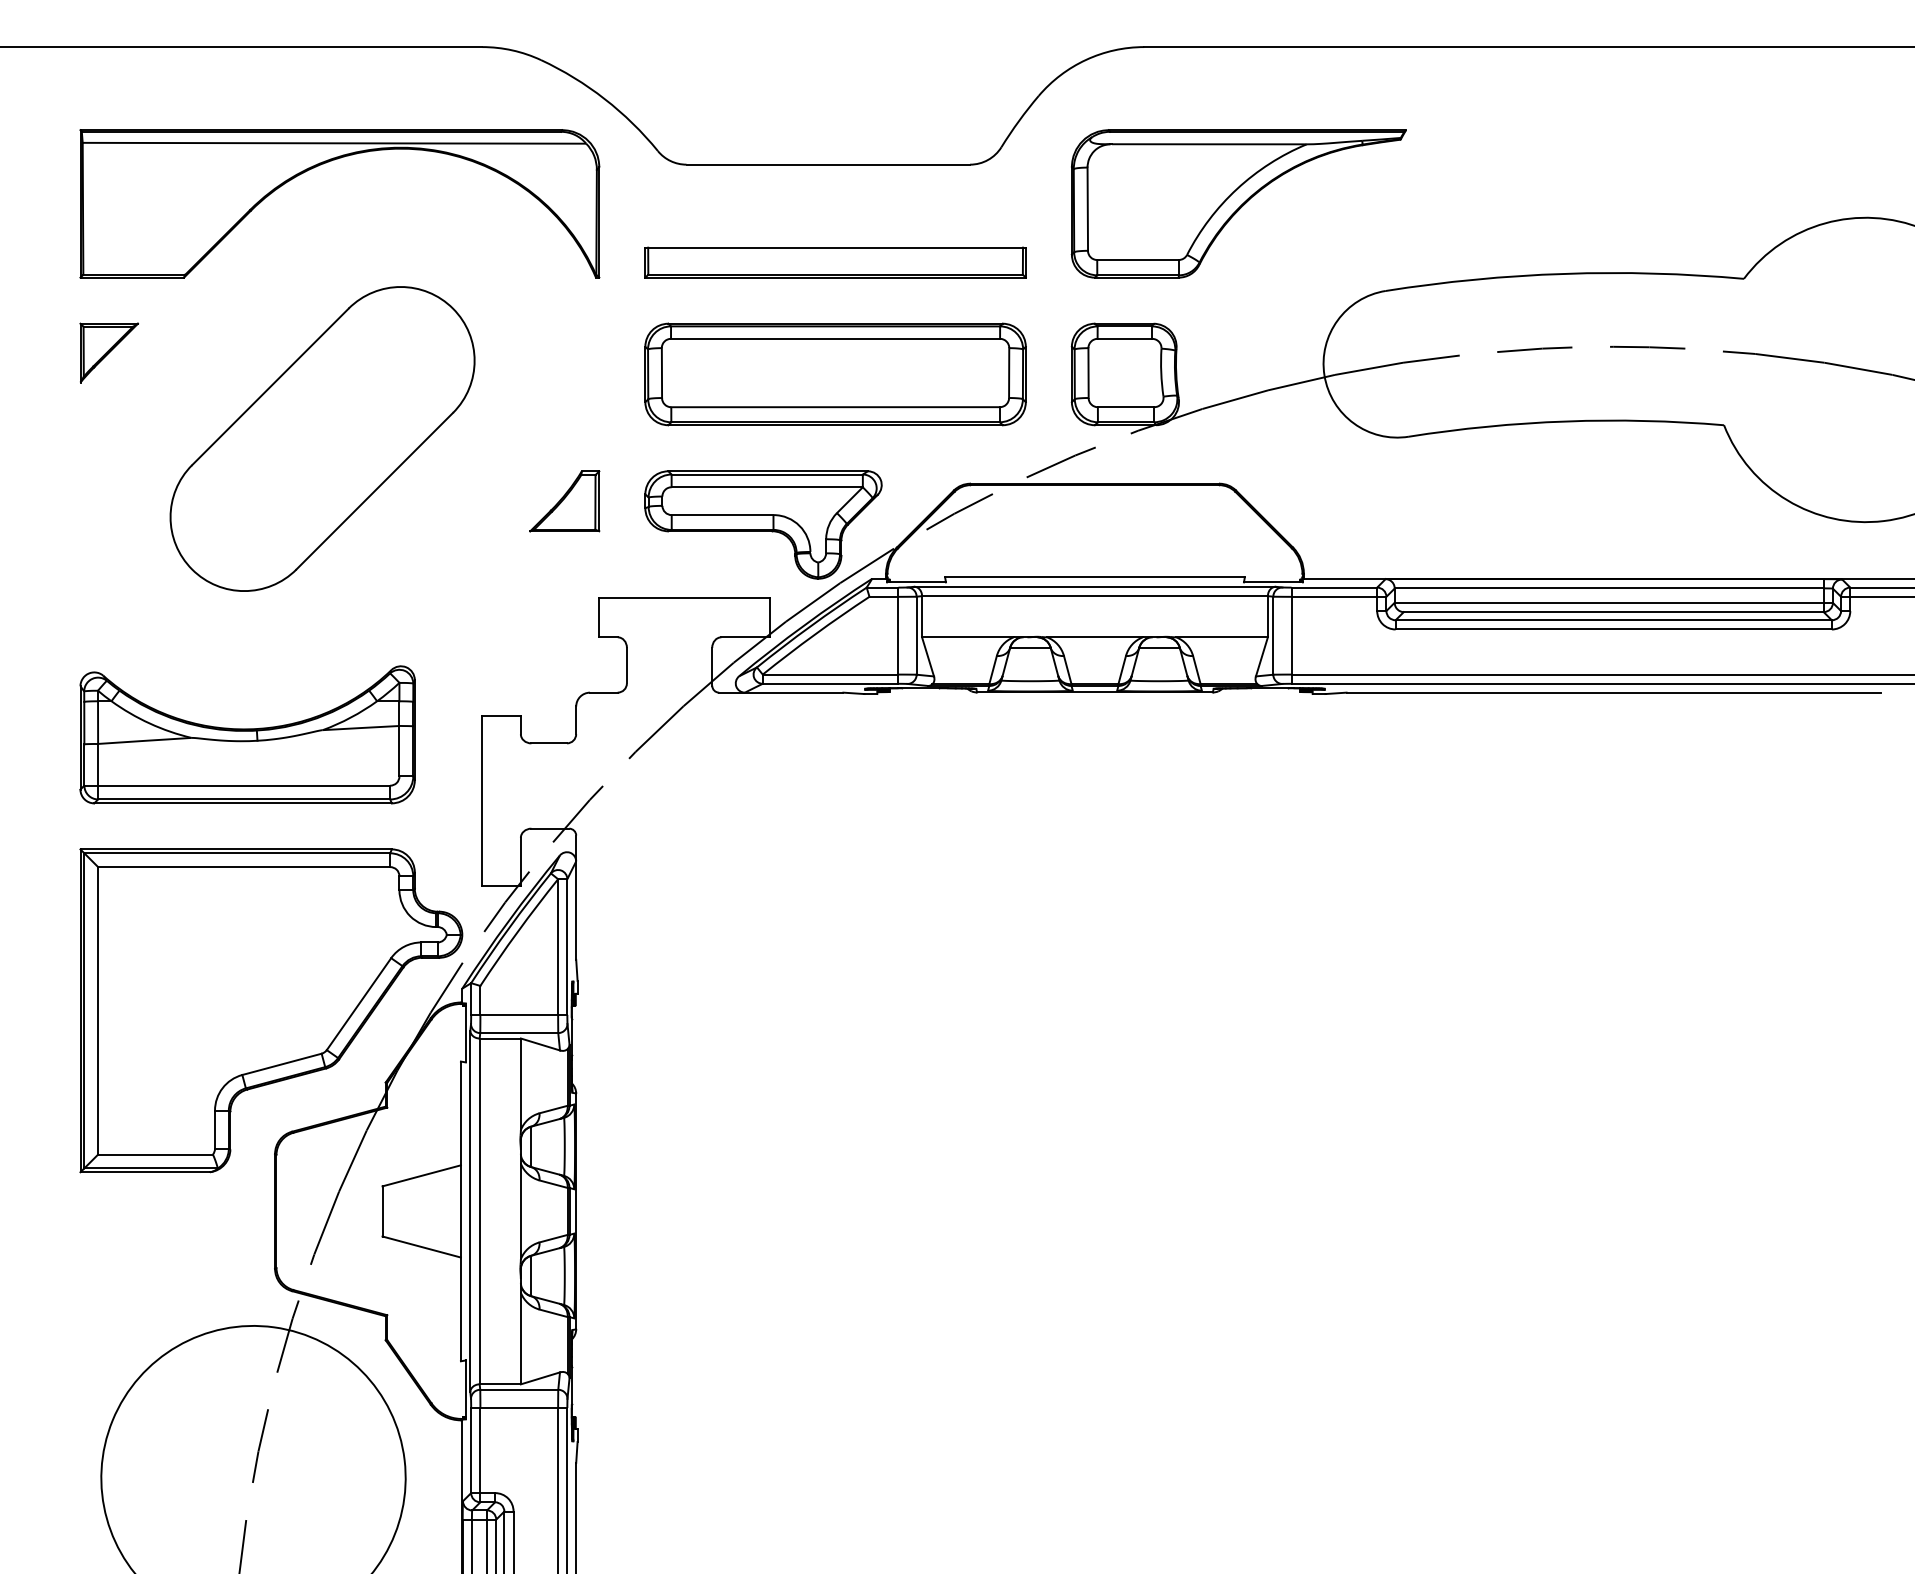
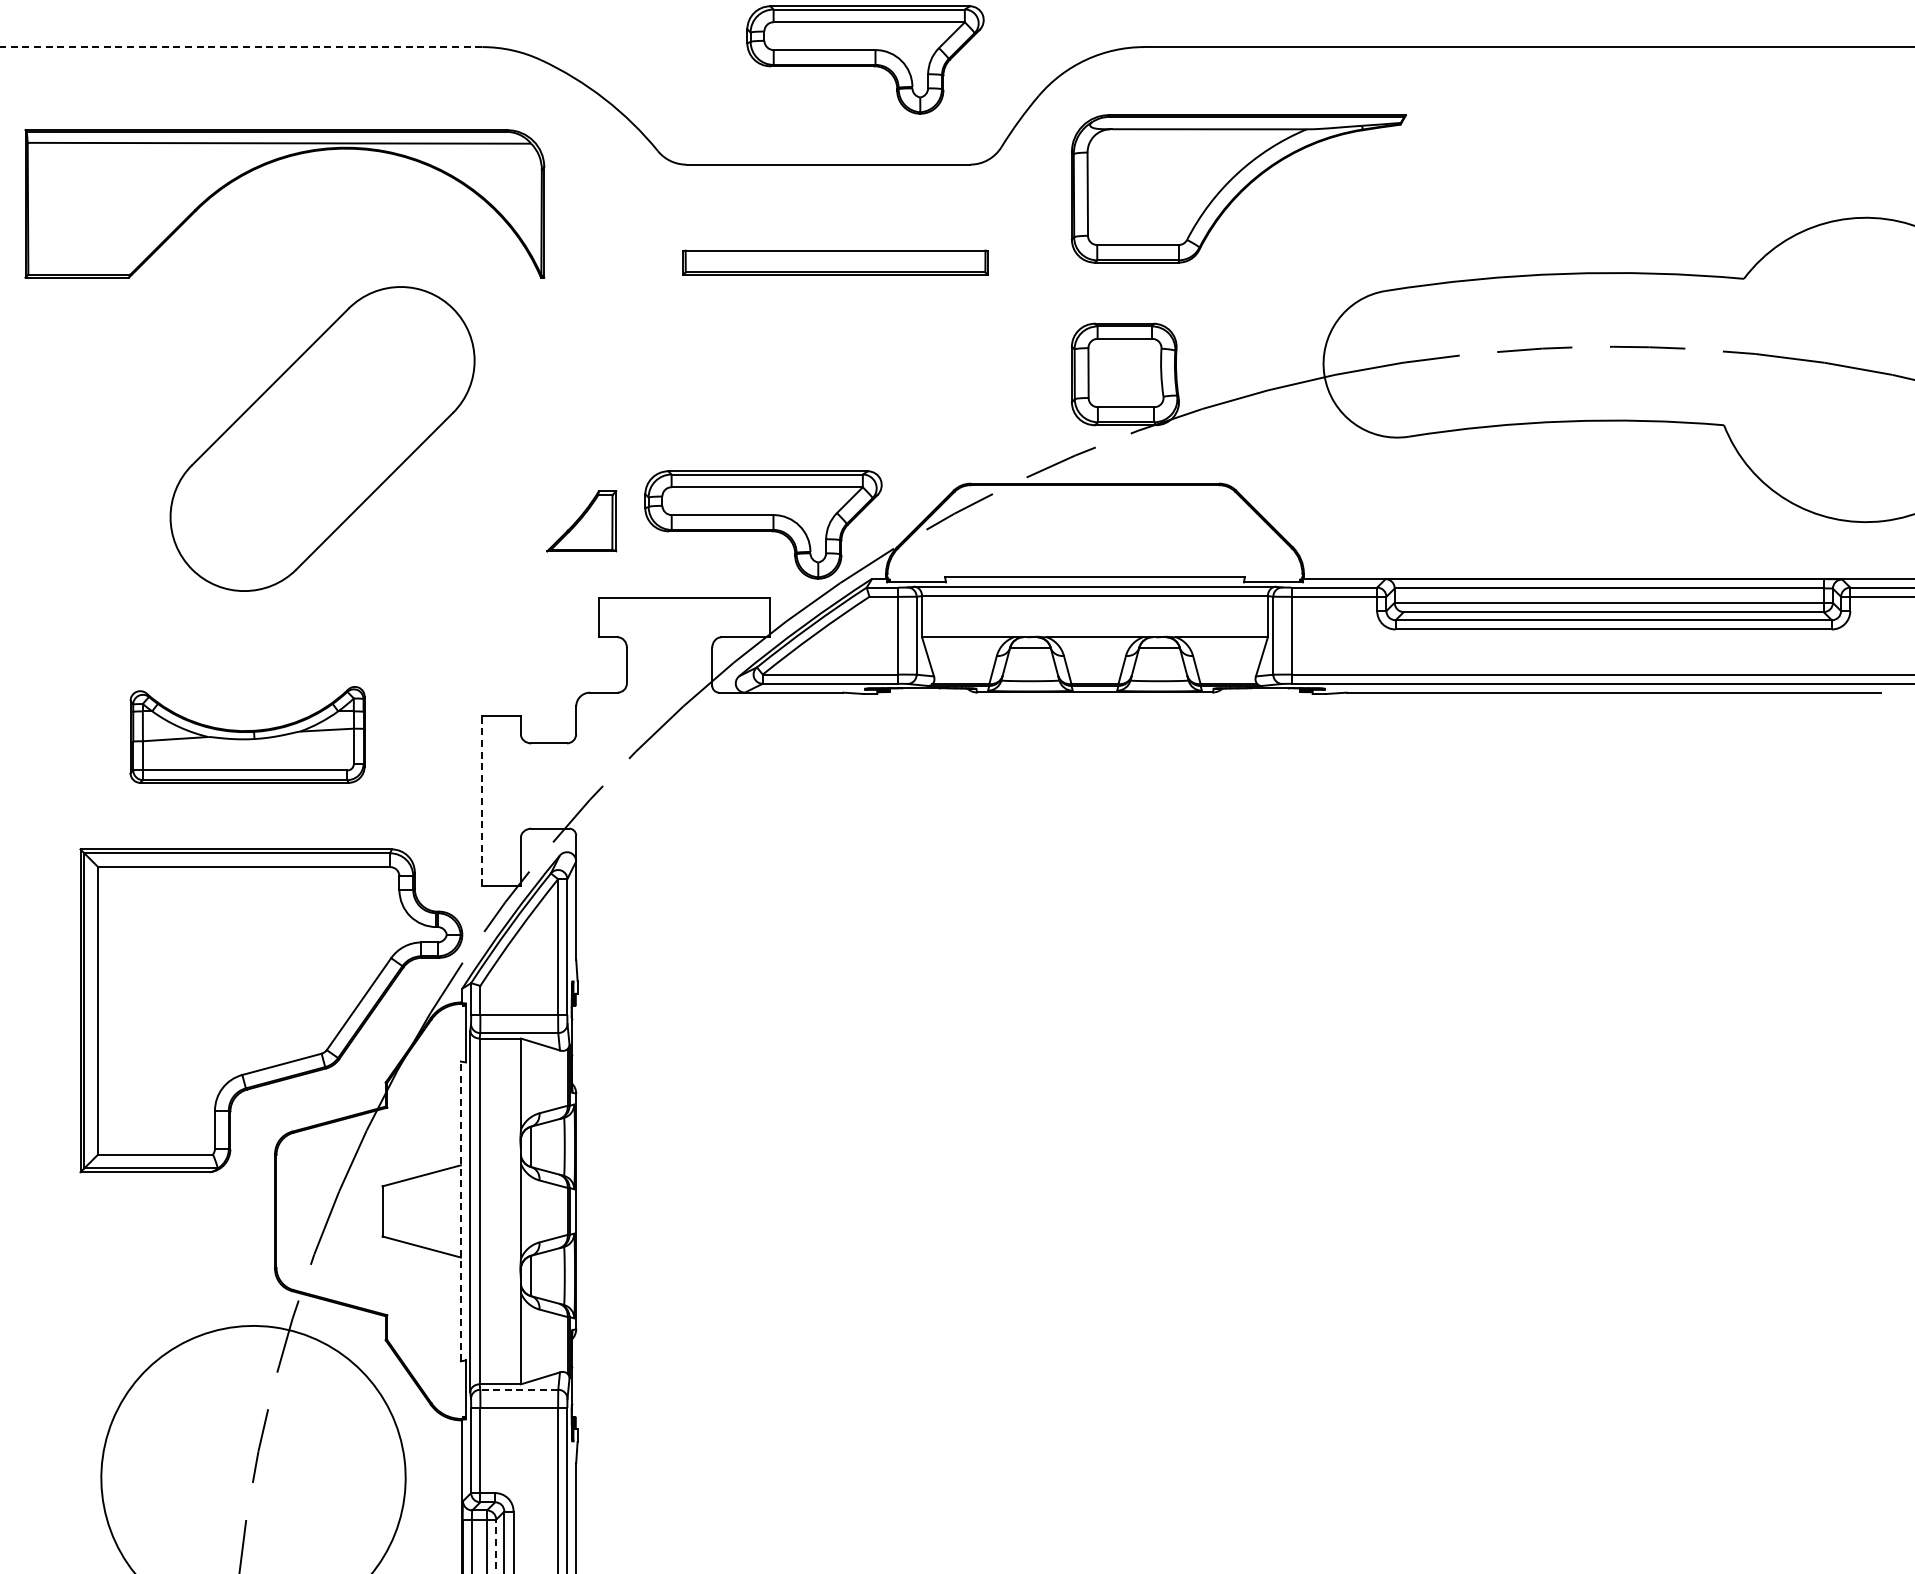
line: solid -> dashed (241, 47)
part: none -> present (865, 59)
part position: (326, 163) -> (271, 163) (271, 163)
part position: (1238, 203) -> (1238, 188) (1238, 188)
part size: 383x33 px -> 307x27 px (835, 262)
part: present -> none (108, 352)
part: present -> none (835, 374)
part position: (564, 501) -> (581, 521) (581, 521)
part size: 337x140 px -> 237x98 px (247, 734)
line: solid -> dashed (481, 800)
line: solid -> dashed (460, 1211)
line: solid -> dashed (518, 1389)
line: solid -> dashed (496, 1546)
